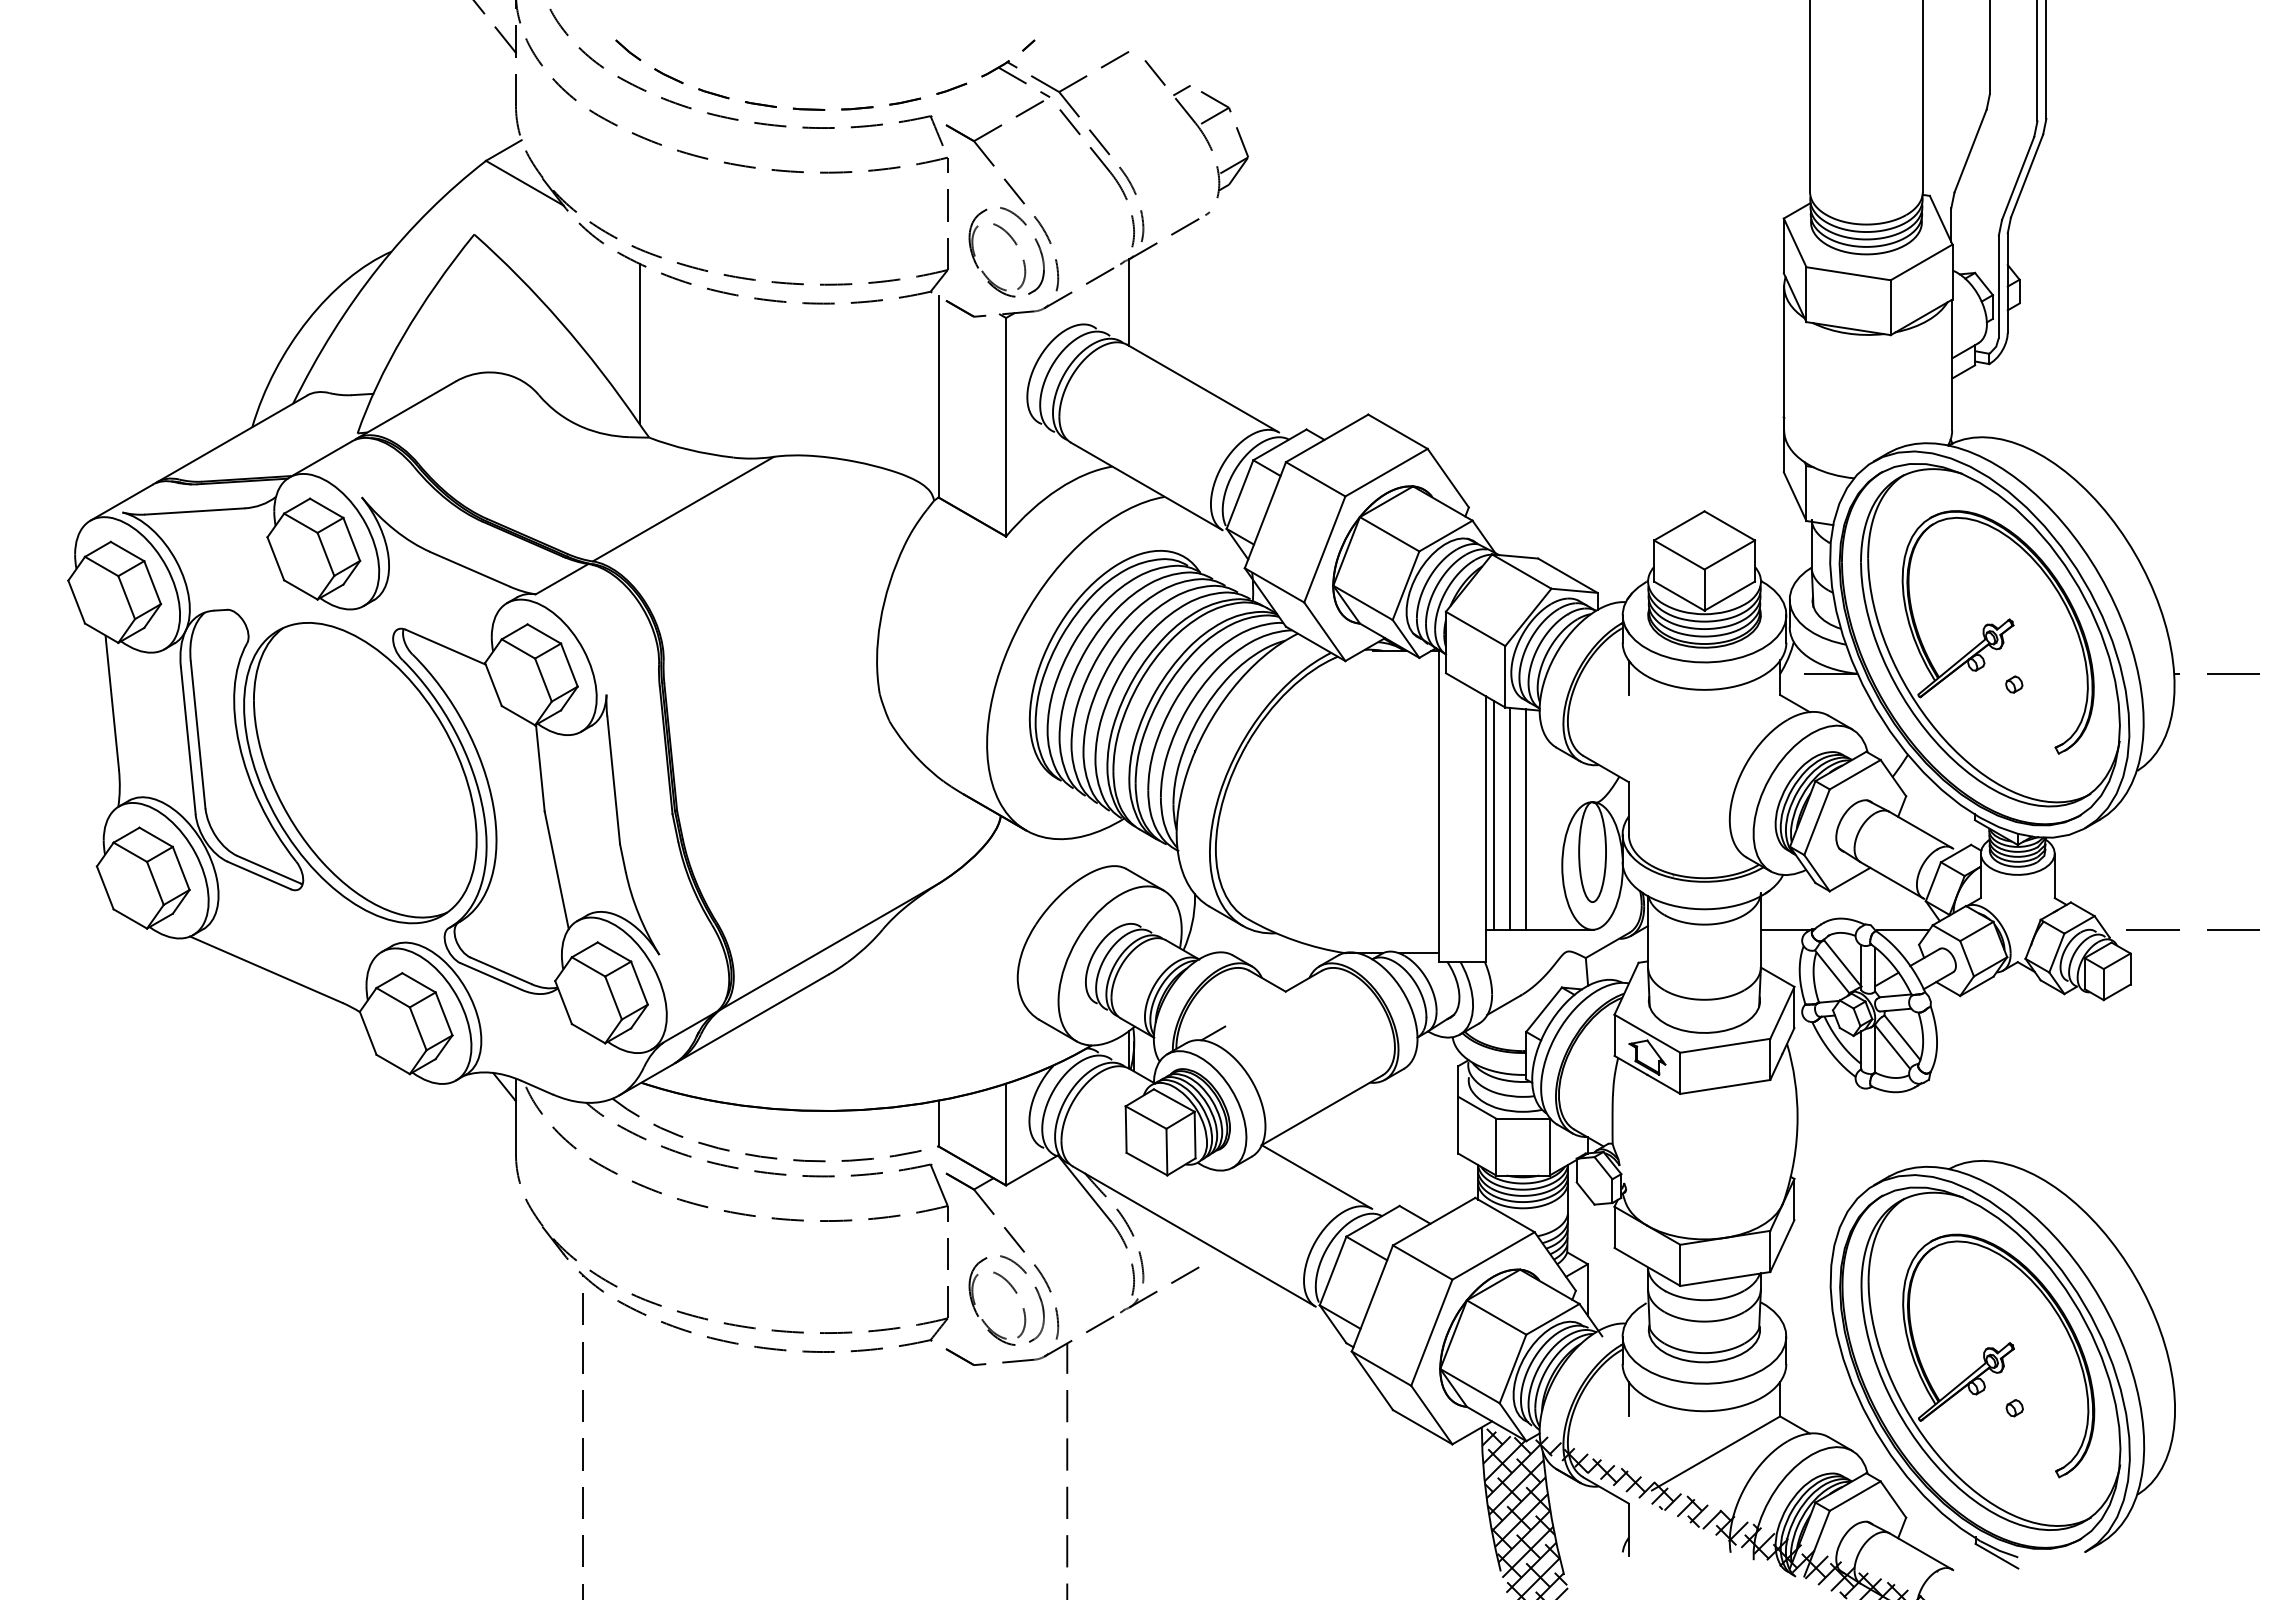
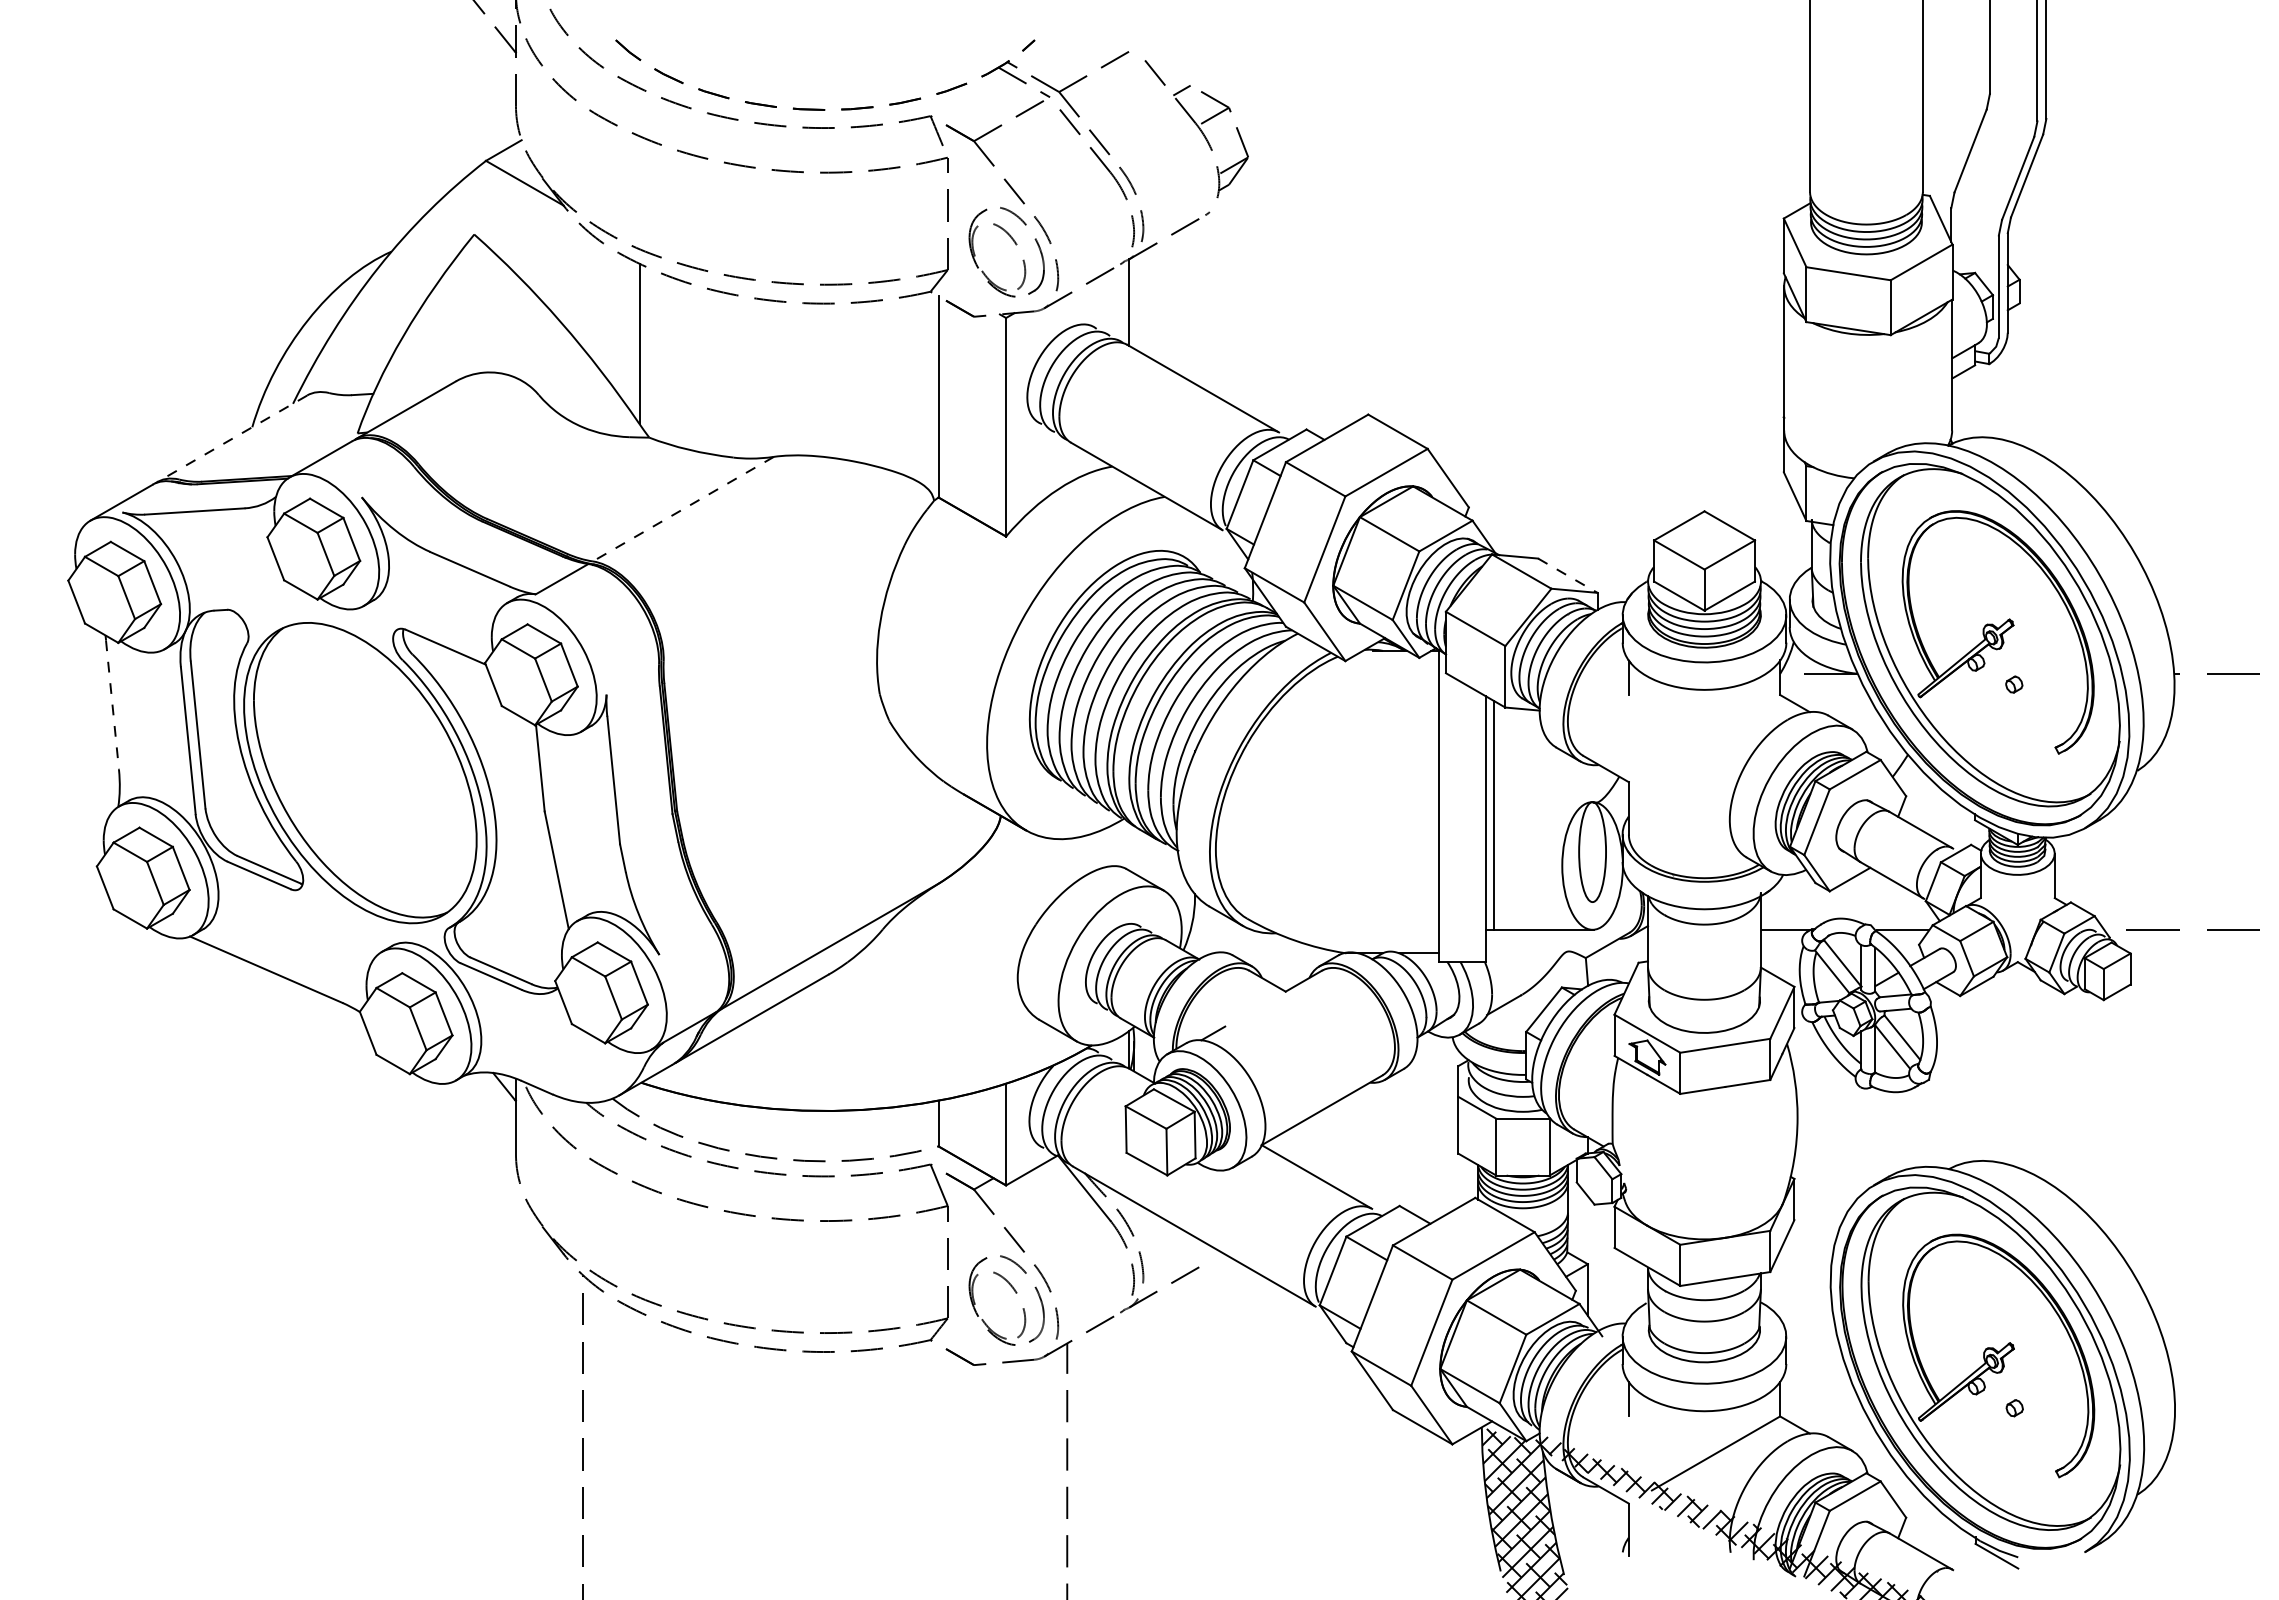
line: solid -> dashed (231, 439)
line: solid -> dashed (683, 509)
line: solid -> dashed (1568, 575)
line: solid -> dashed (112, 705)
line: present -> none (1510, 818)
line: present -> none (1526, 819)
